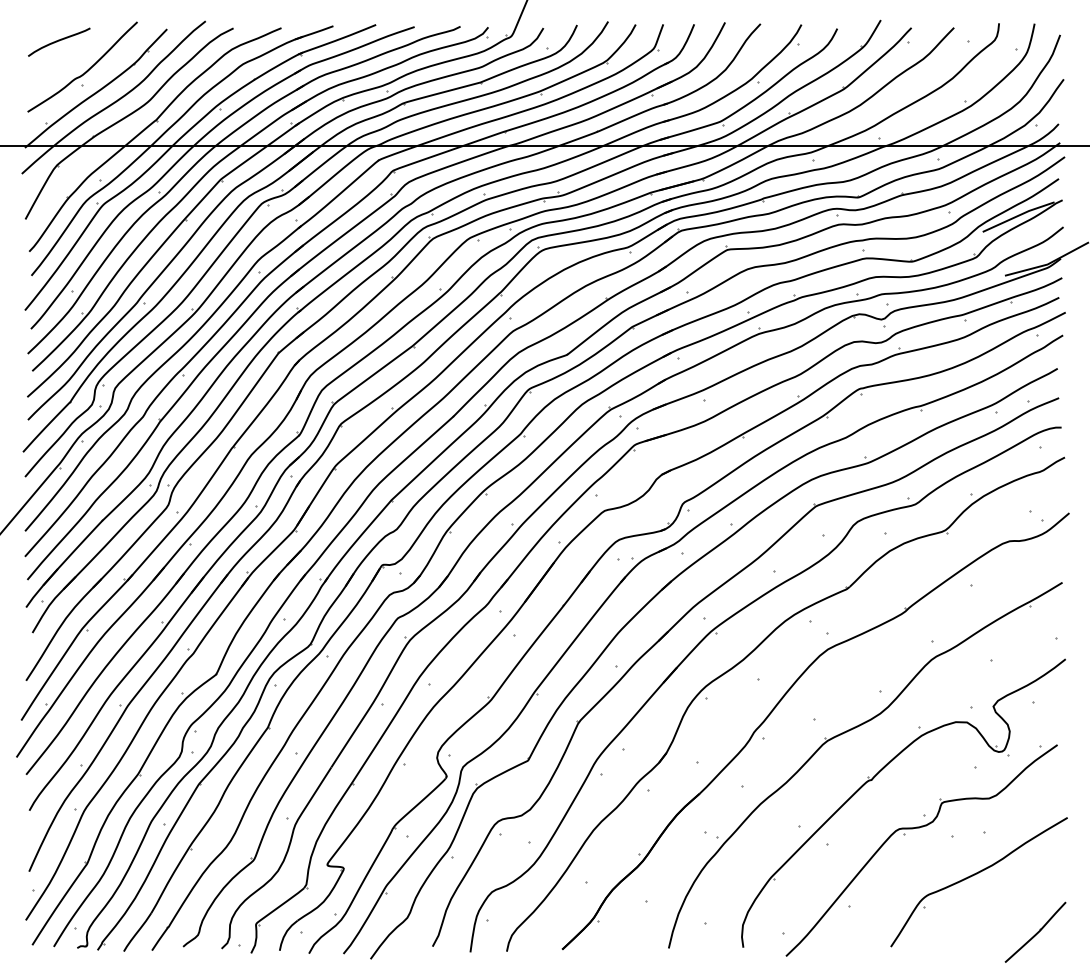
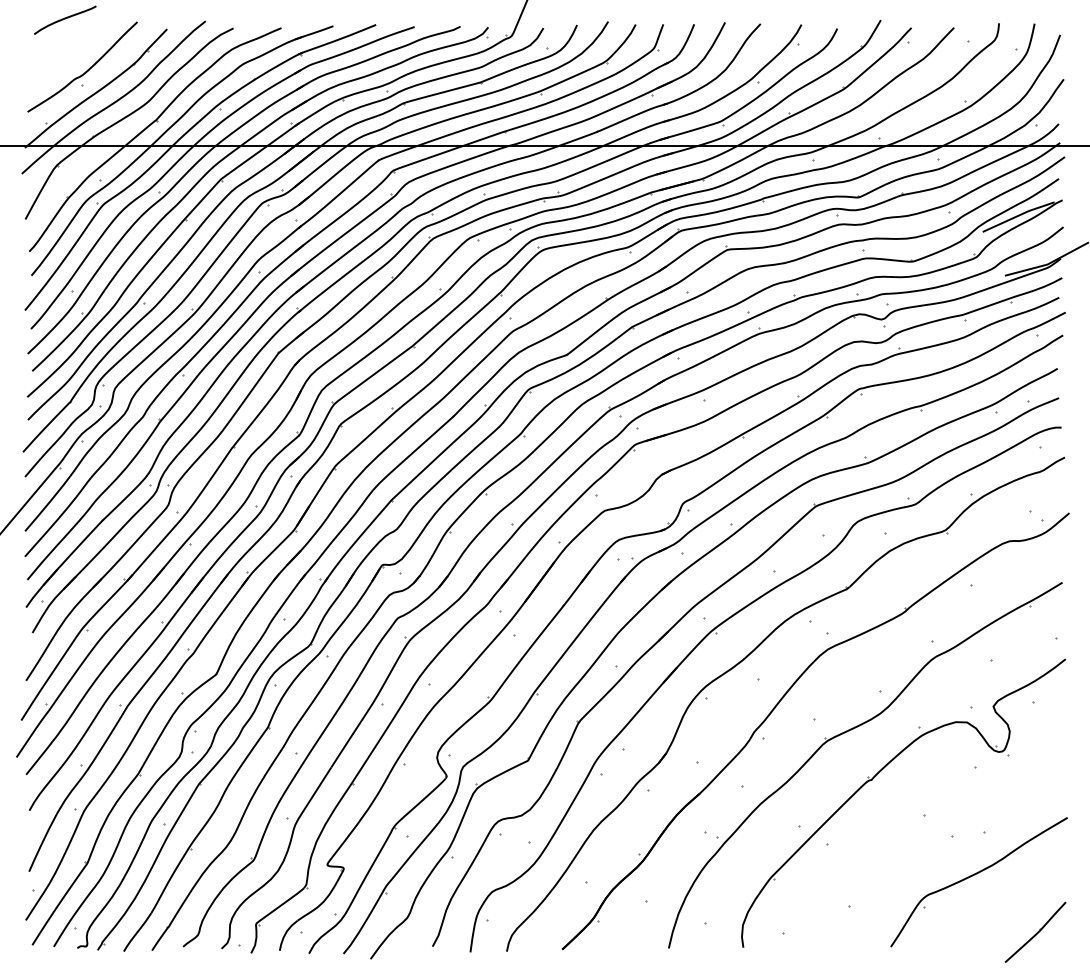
curve position: (59, 41) -> (65, 19) (65, 19)
part: present -> none (919, 828)
